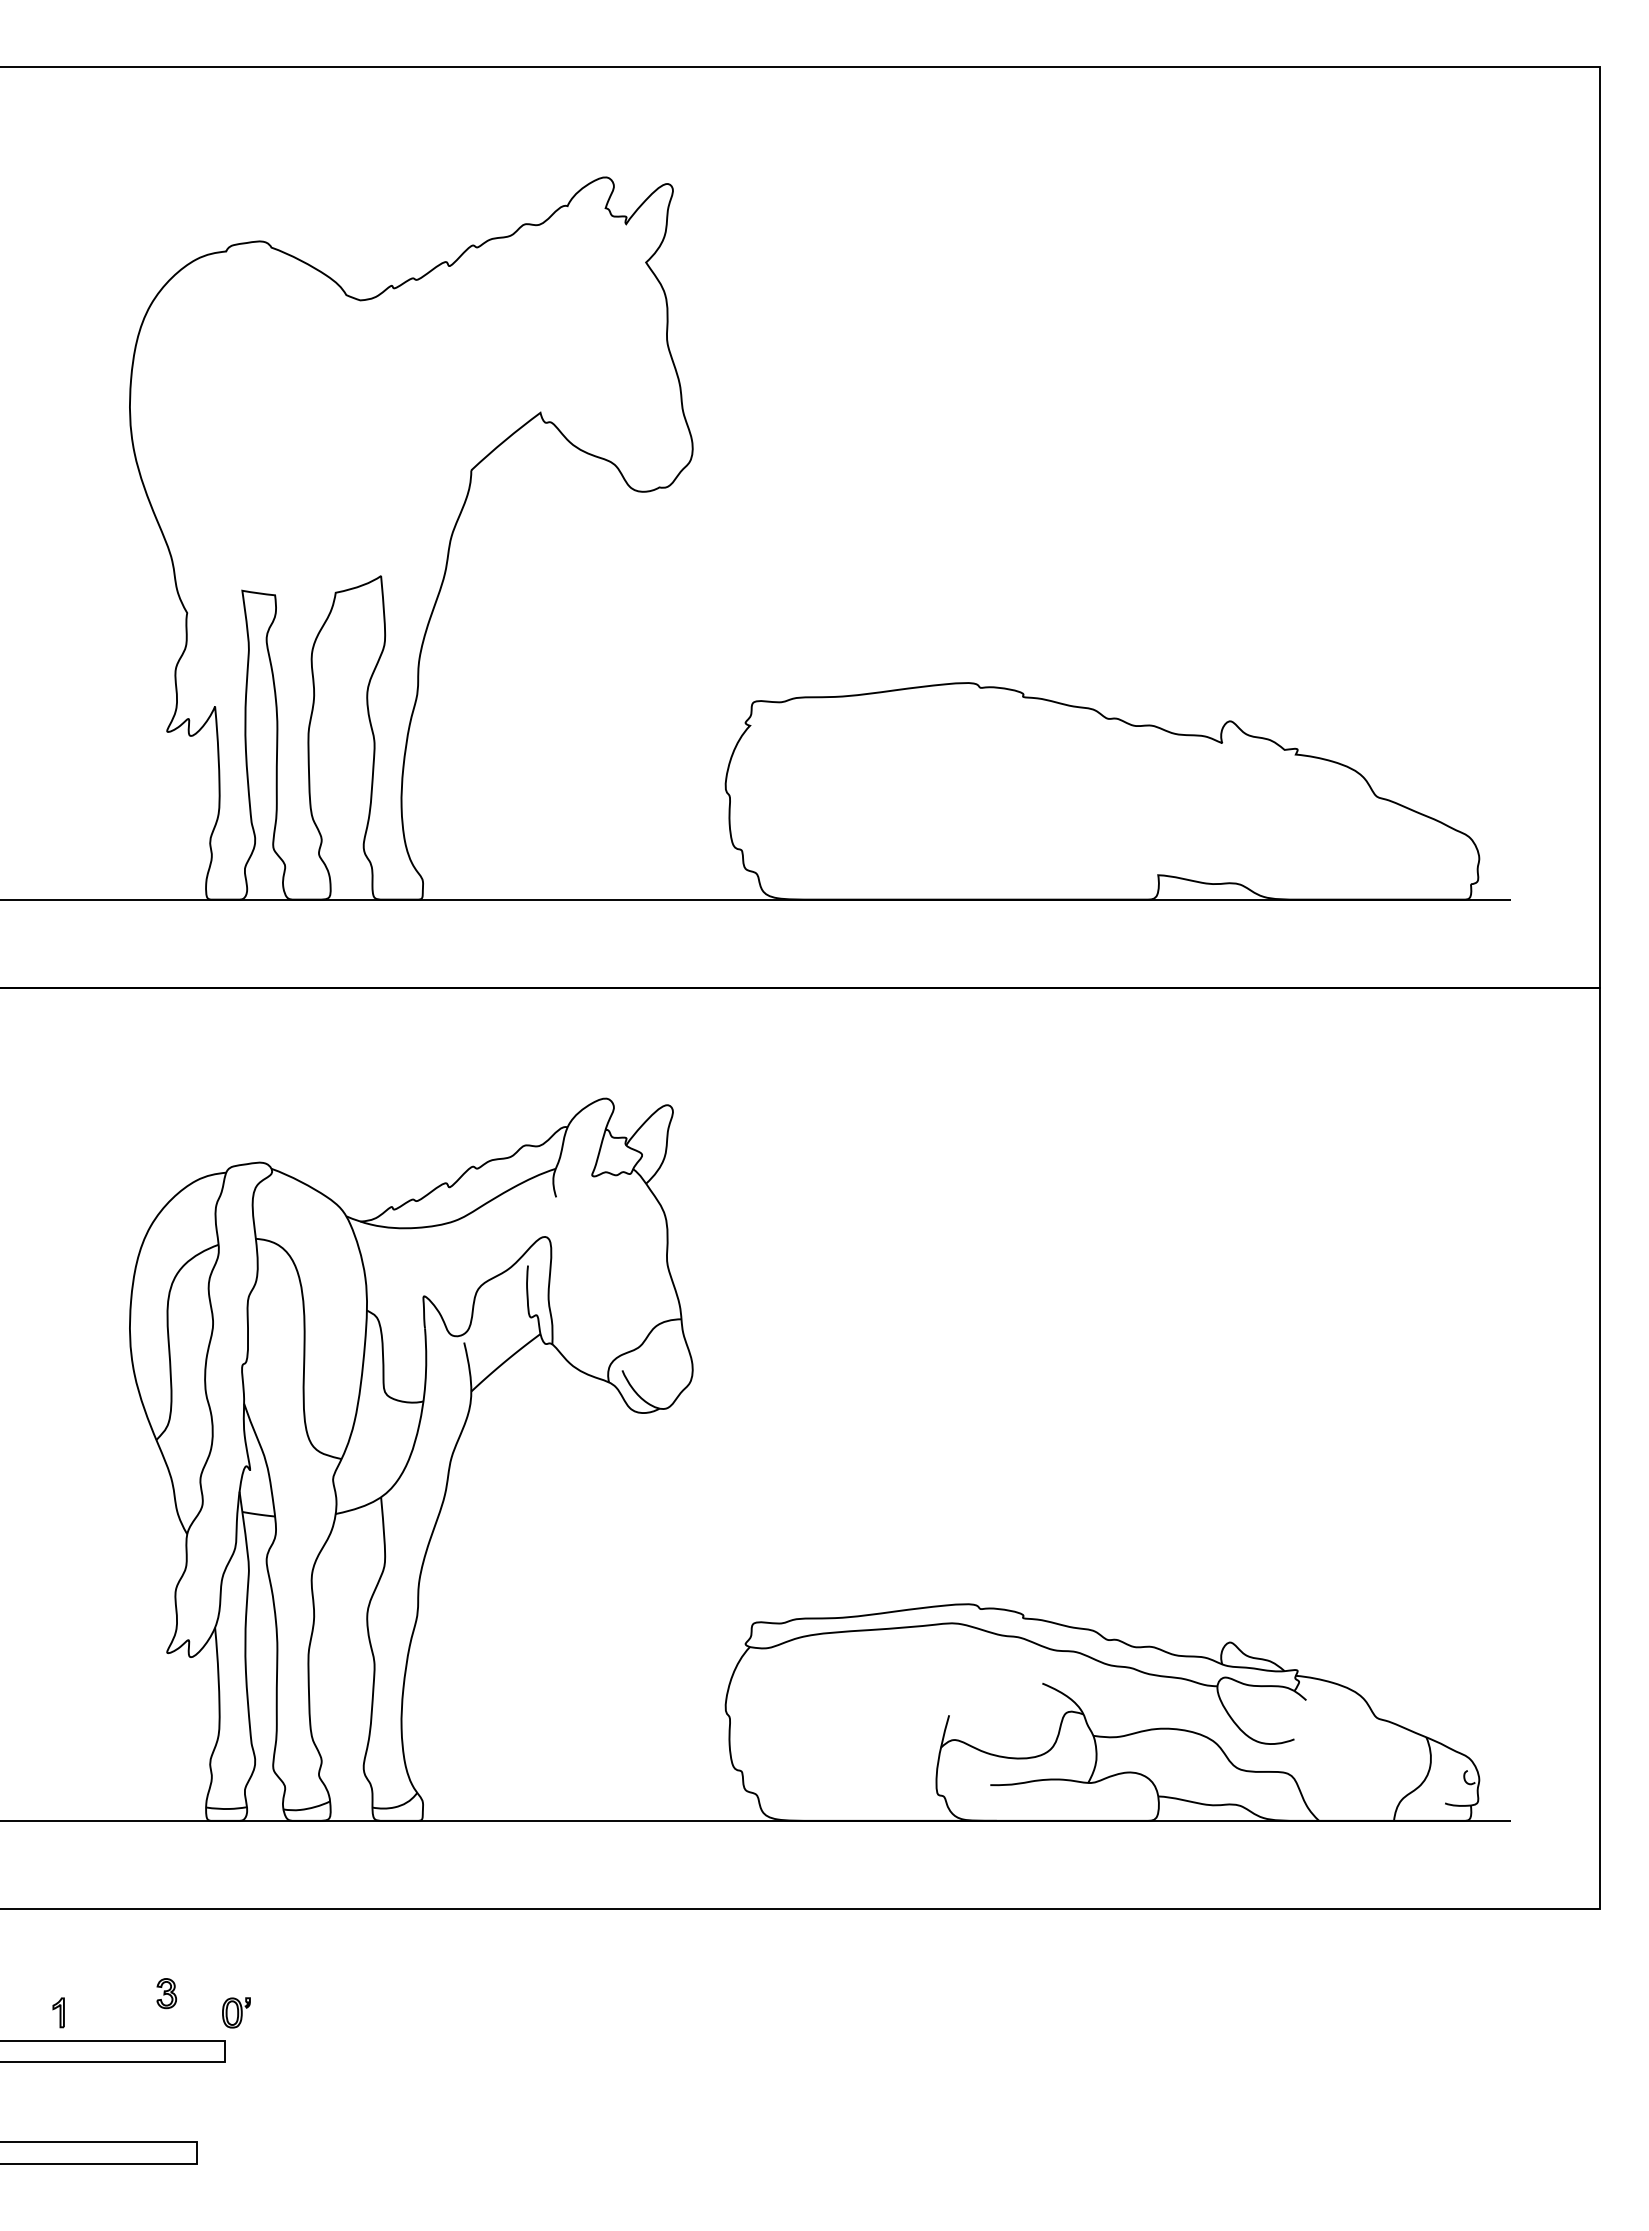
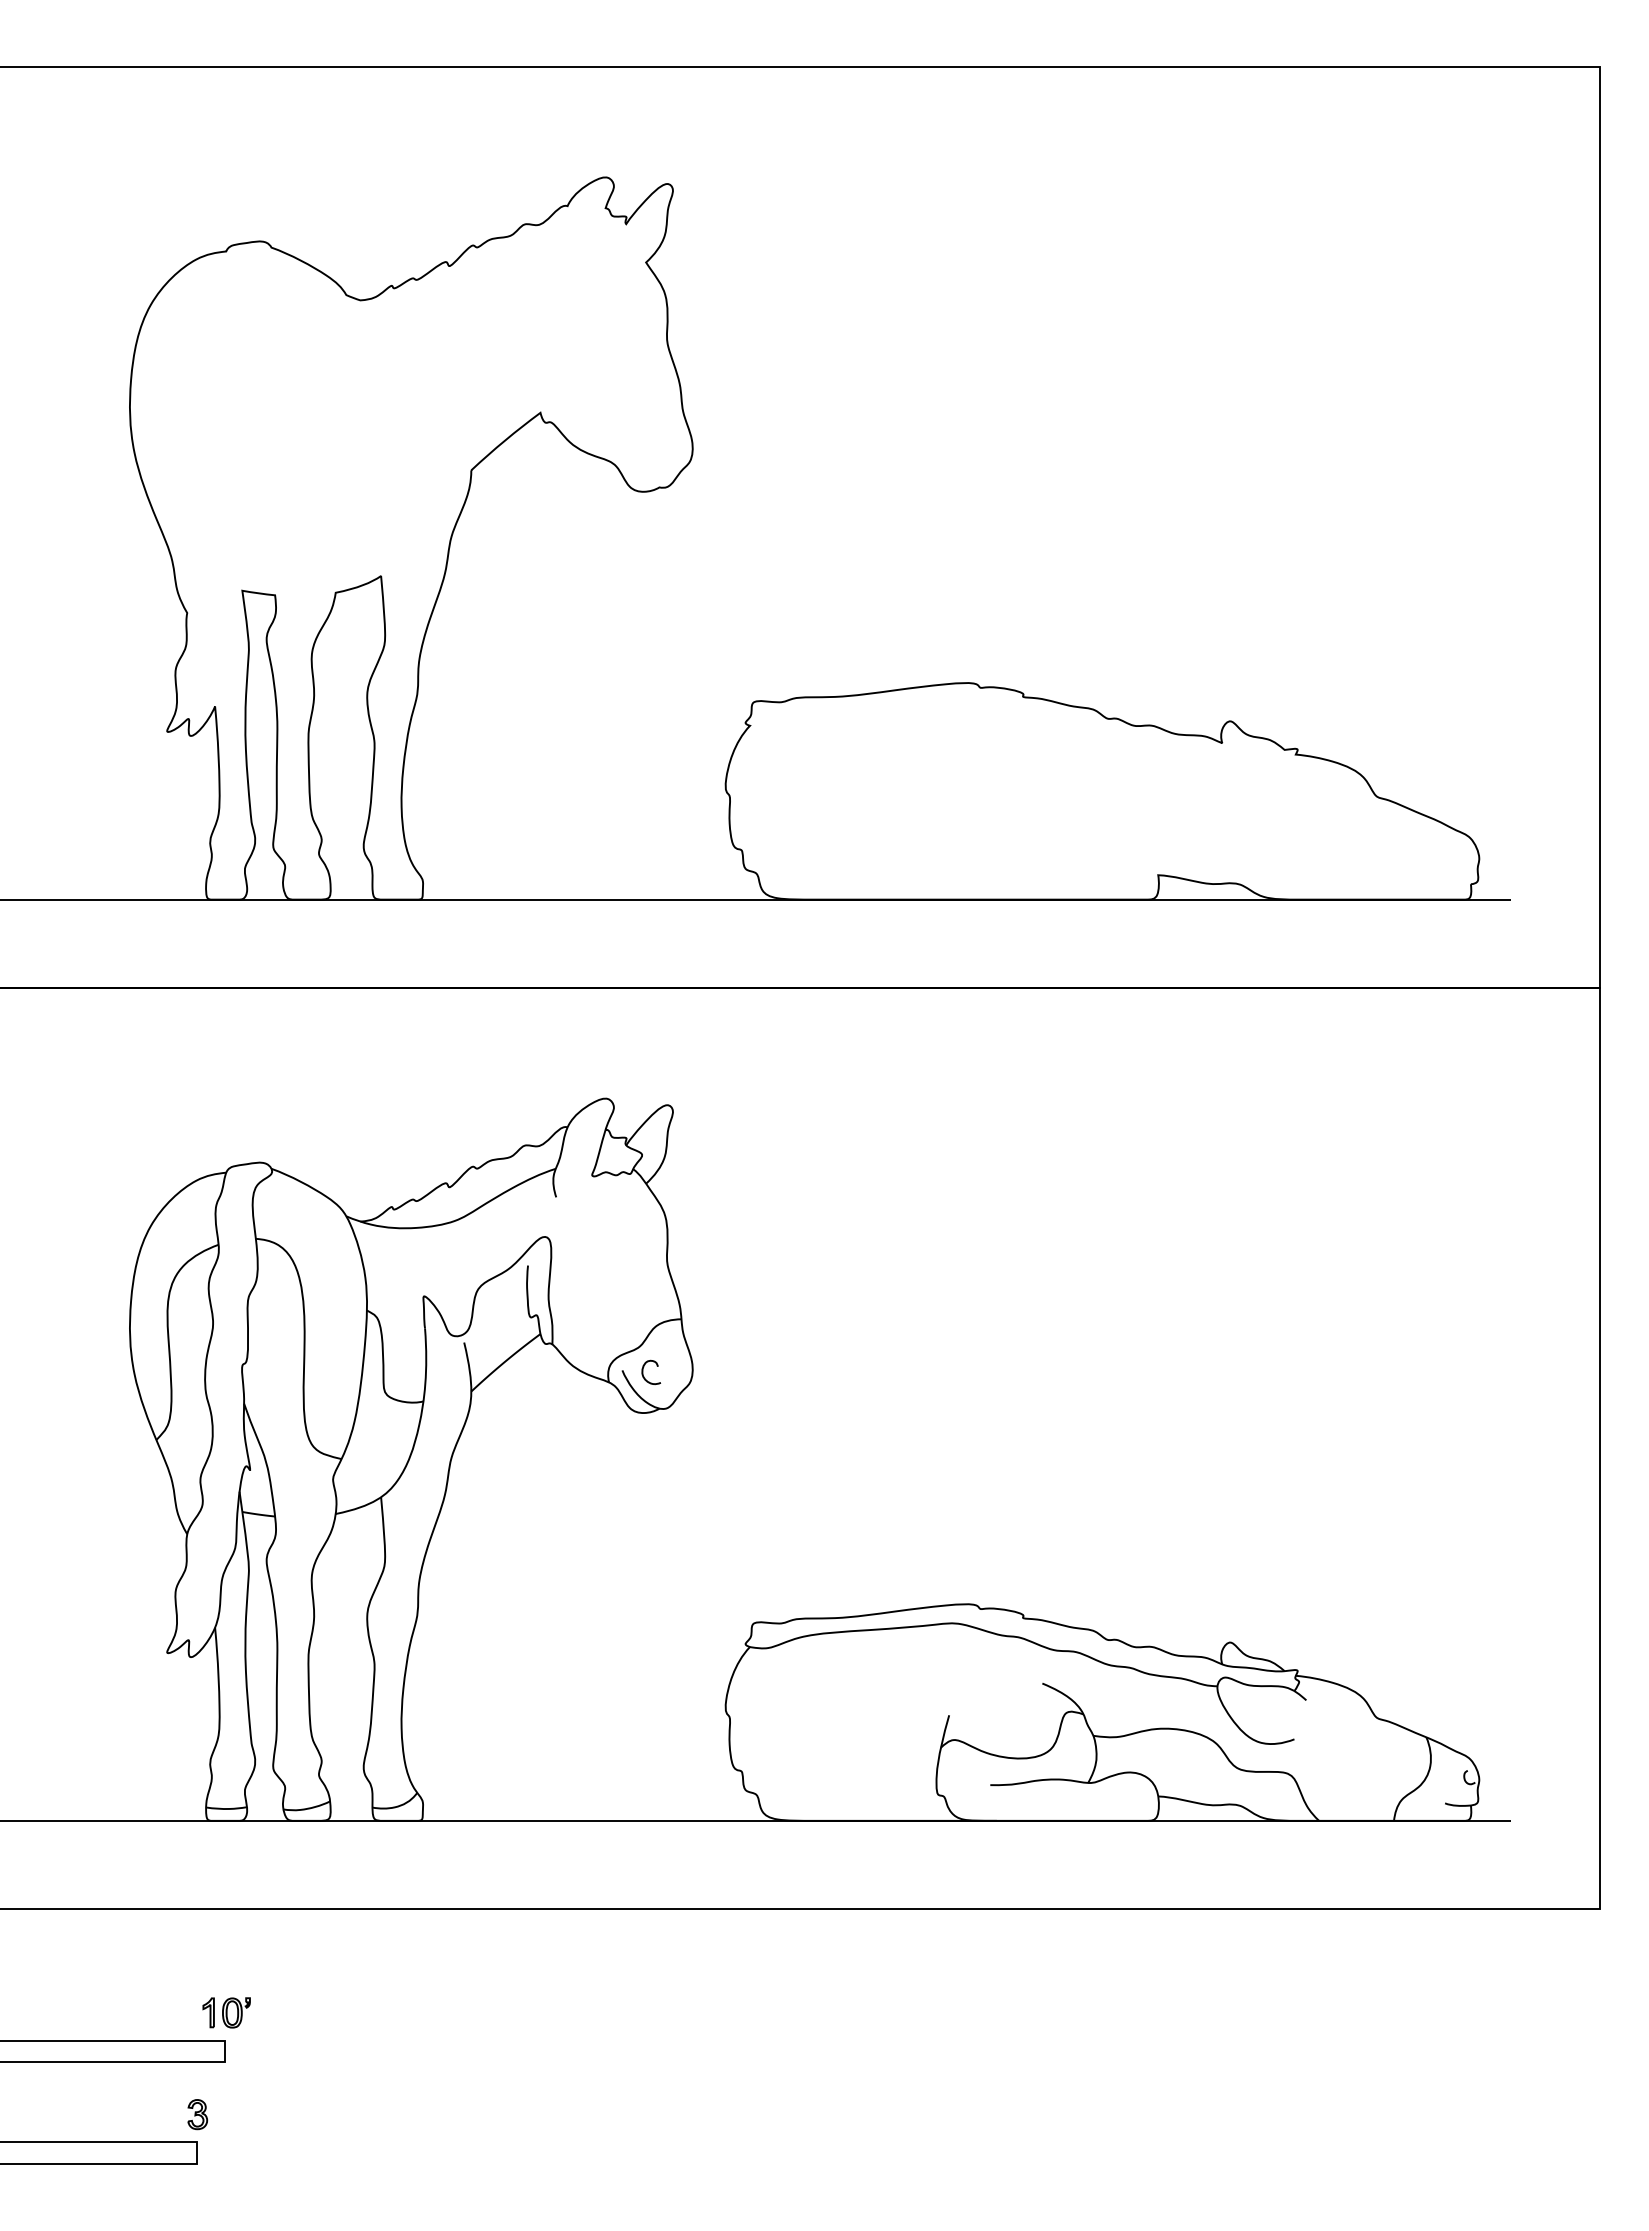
curve: none -> present (643, 1372)
part position: (166, 1993) -> (197, 2114) (197, 2114)
part position: (58, 2012) -> (208, 2012) (208, 2012)
